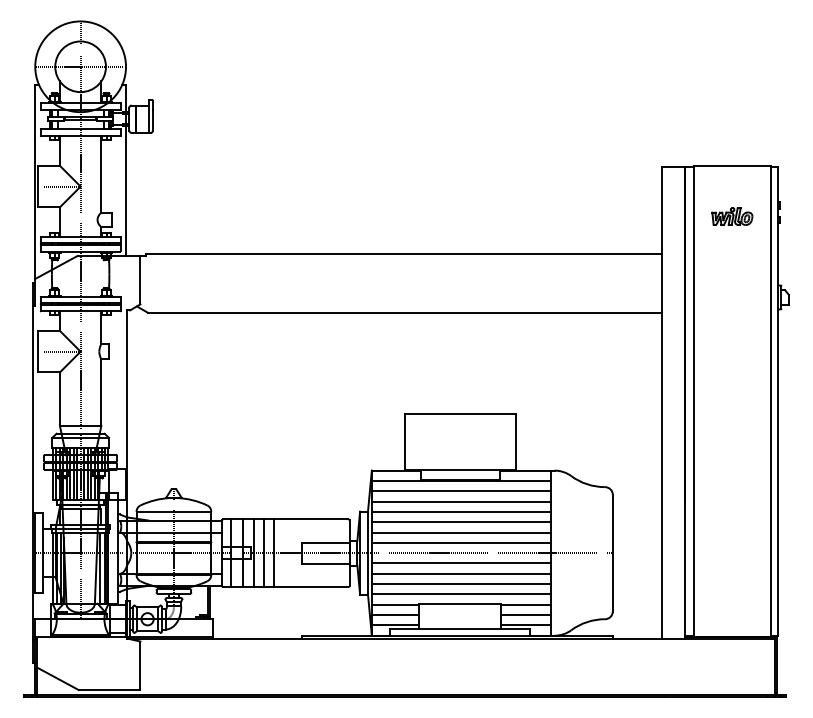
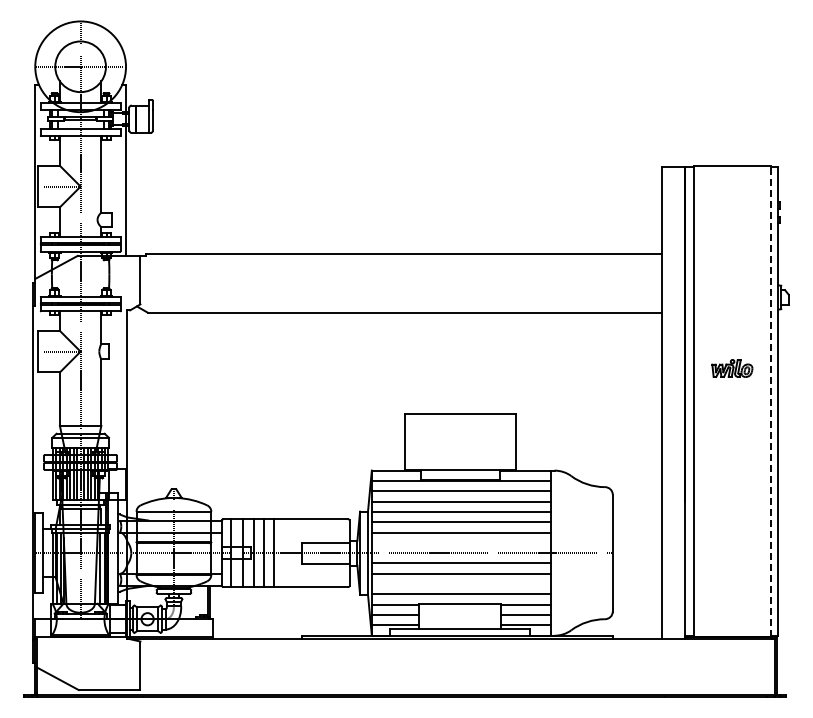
part position: (732, 216) -> (732, 368) (732, 368)
line: solid -> dashed (771, 401)
line: present -> none (460, 542)
line: present -> none (460, 584)
